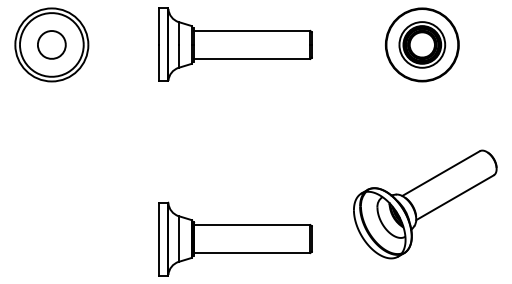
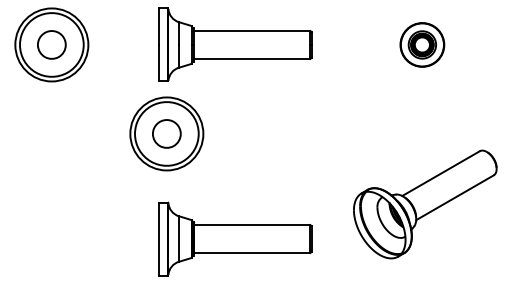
part size: 75x76 px -> 47x46 px (422, 44)
part: none -> present (166, 133)
